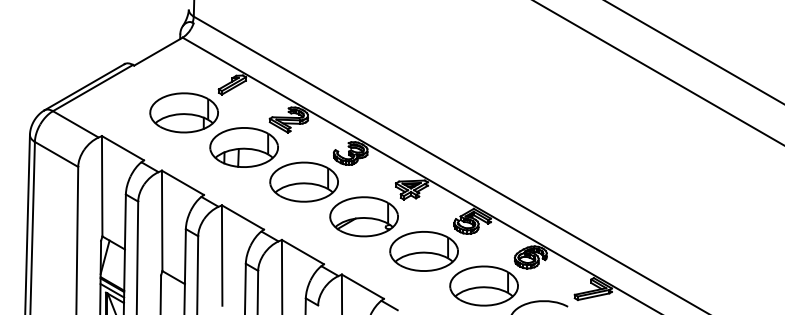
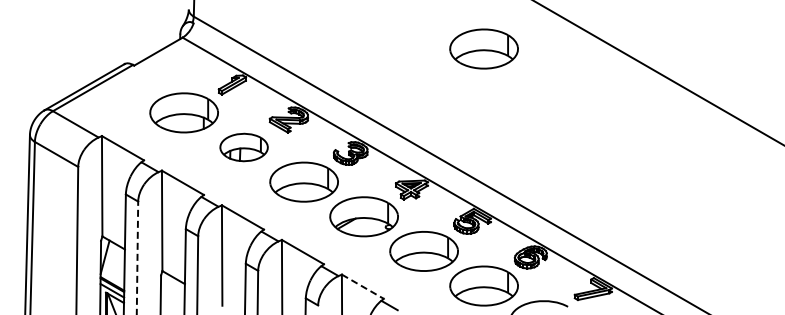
part: none -> present (483, 48)
line: present -> none (694, 52)
part size: 70x41 px -> 50x31 px (243, 147)
line: solid -> dashed (137, 257)
line: solid -> dashed (363, 286)
